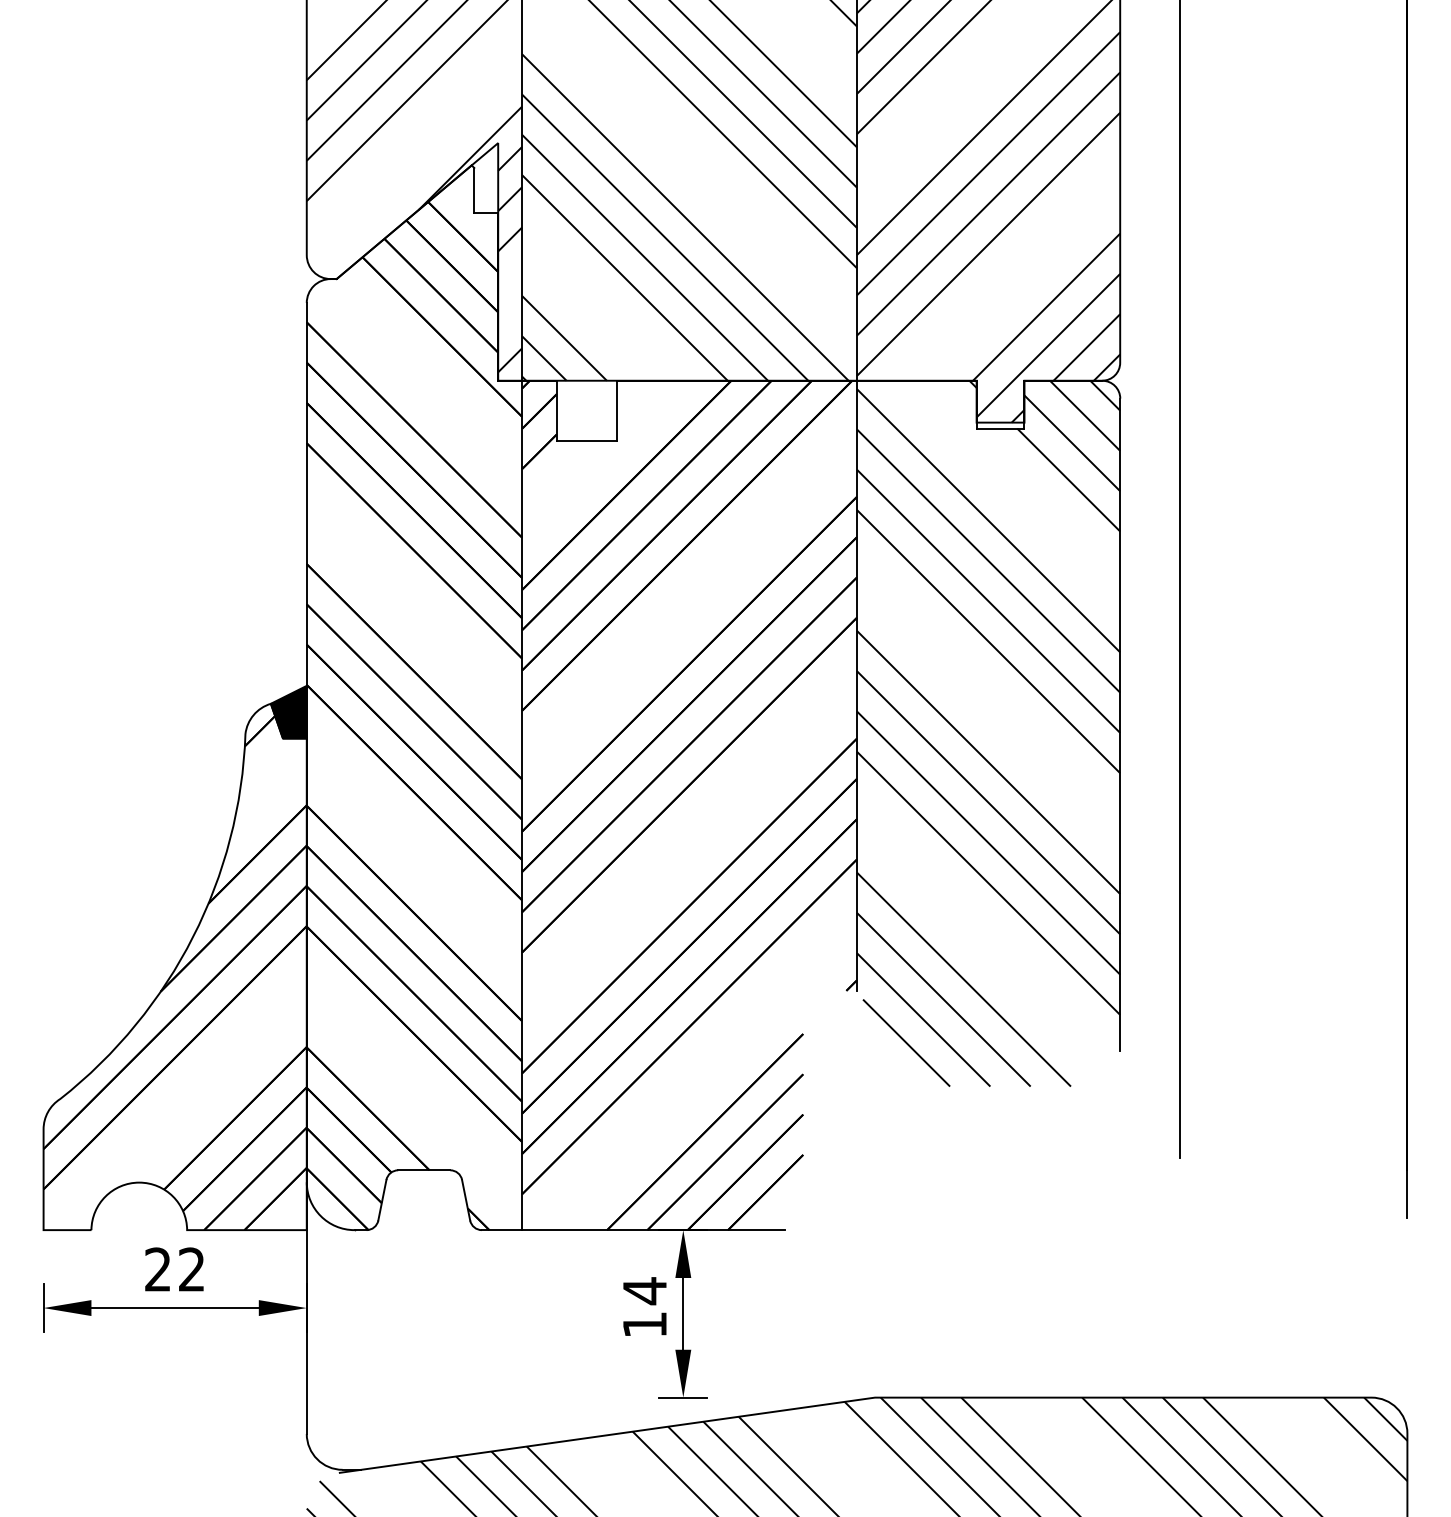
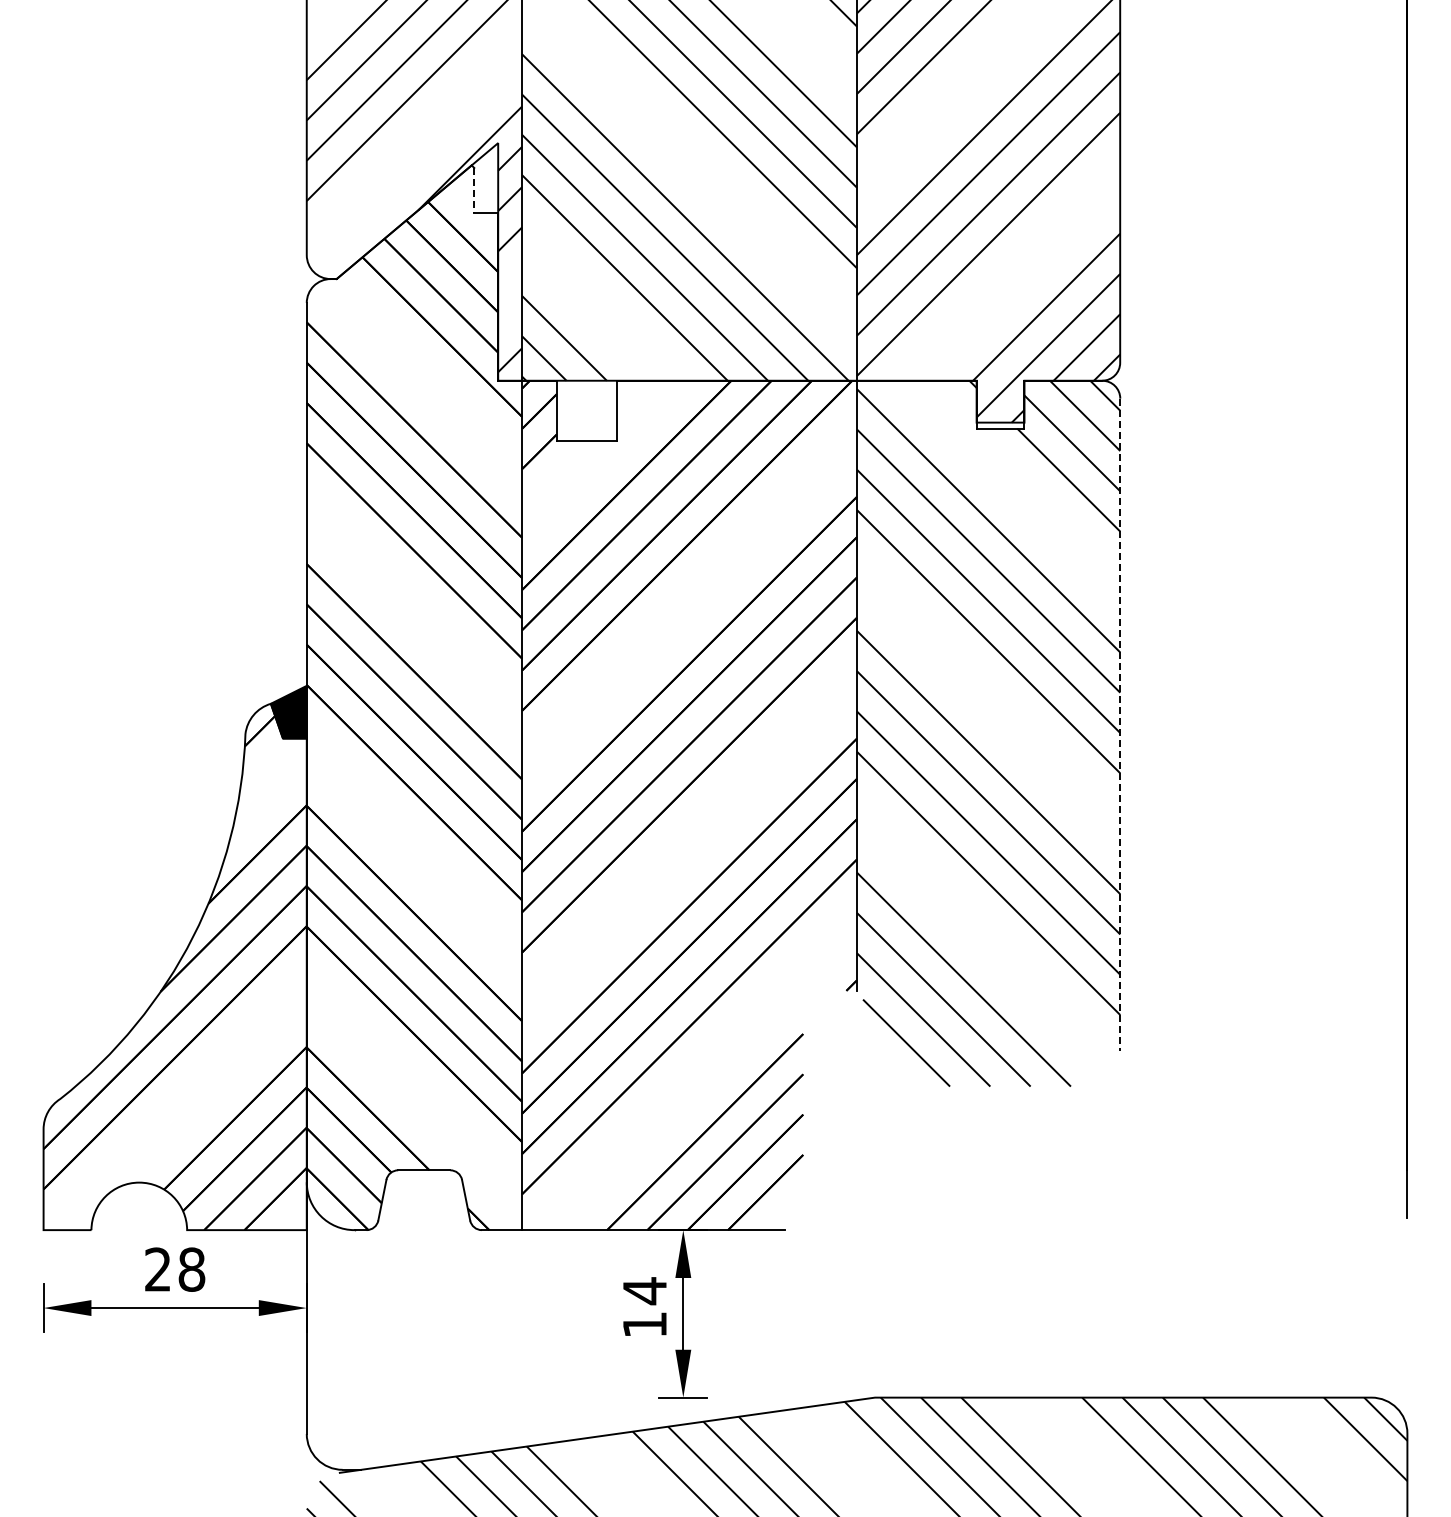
line: solid -> dashed (474, 190)
line: present -> none (1180, 580)
line: solid -> dashed (1120, 724)
text: 22 -> 28 (191, 1269)
